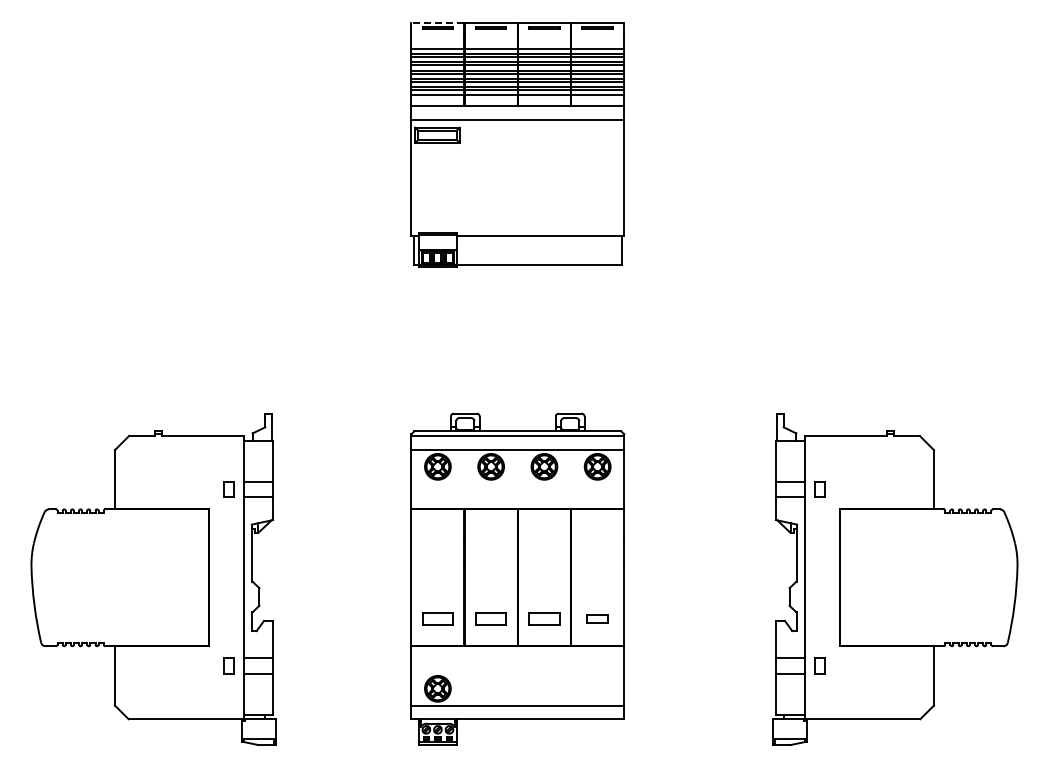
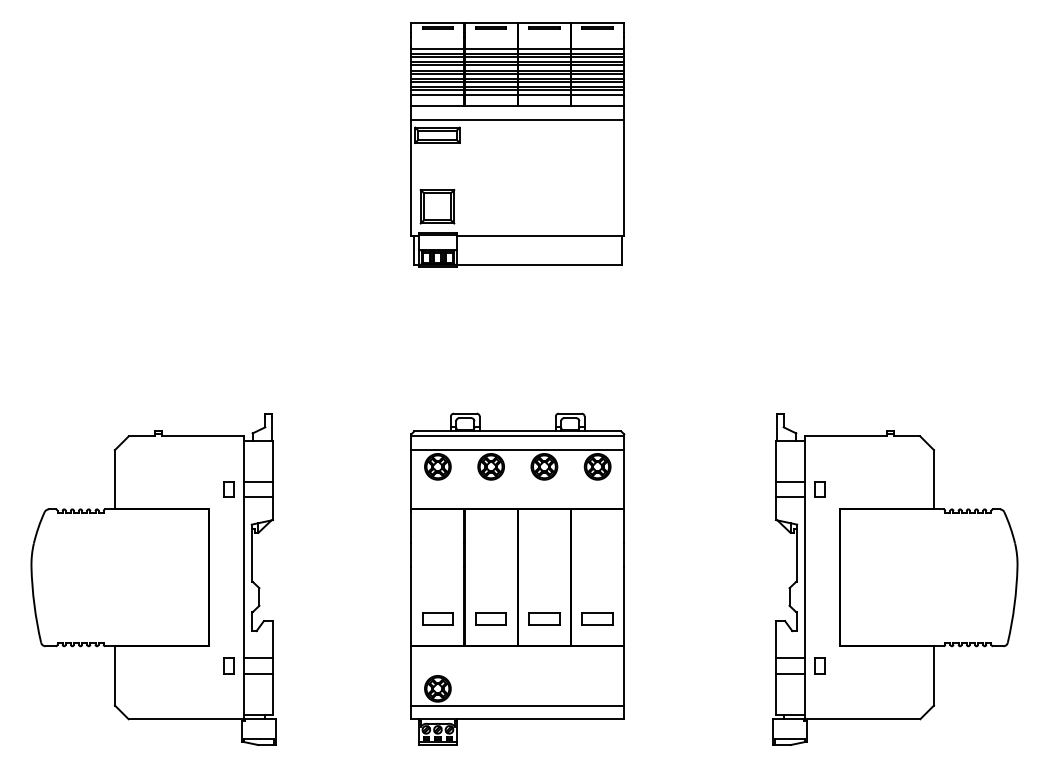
line: dashed -> solid (437, 22)
part: none -> present (437, 206)
part size: 23x10 px -> 33x14 px (597, 618)
